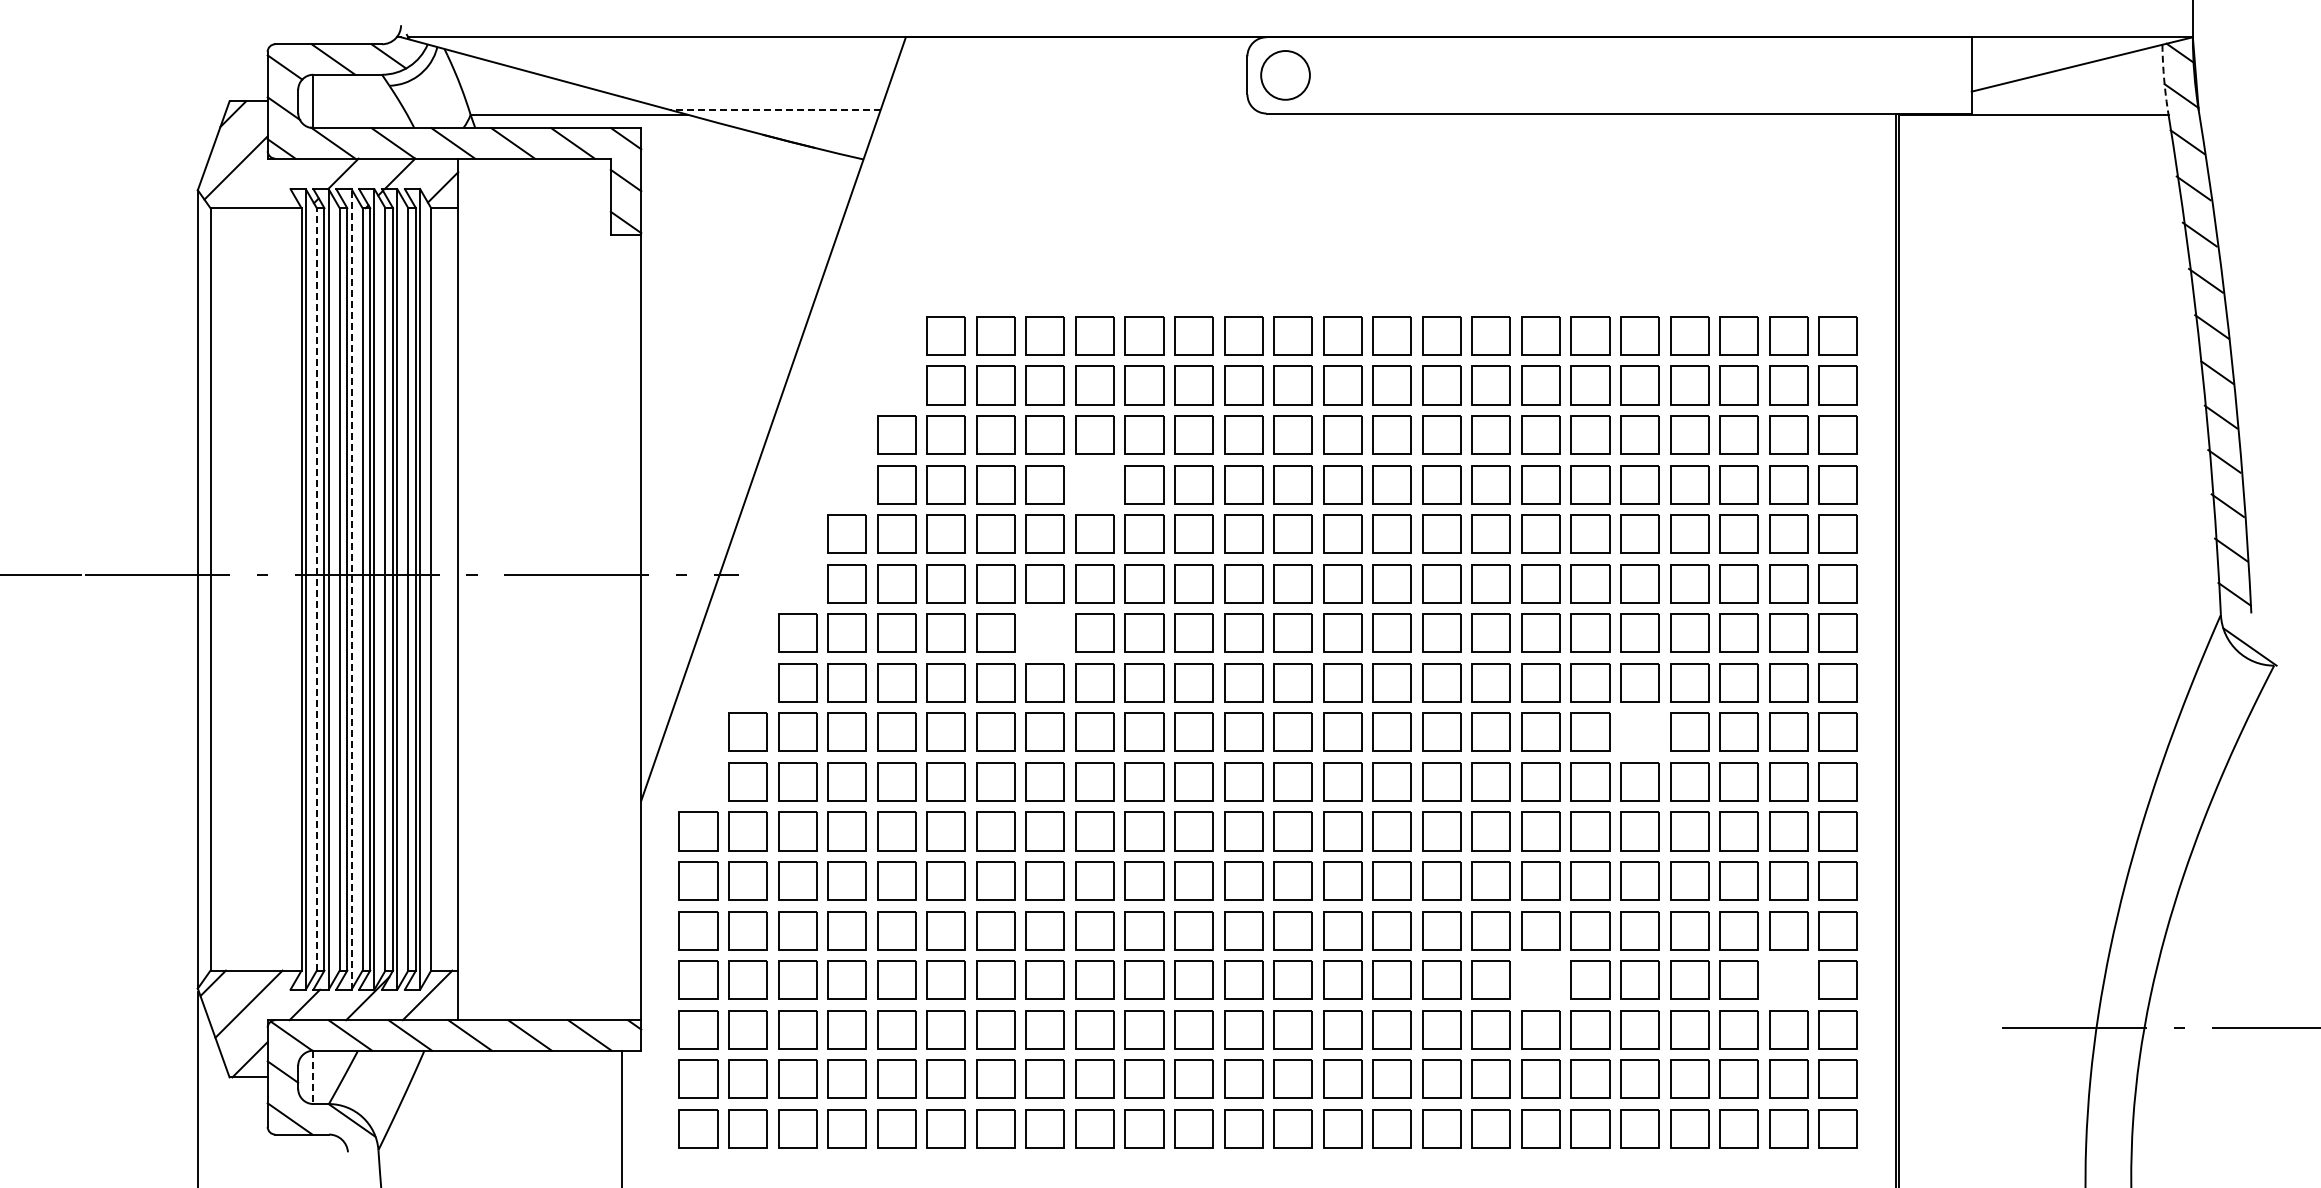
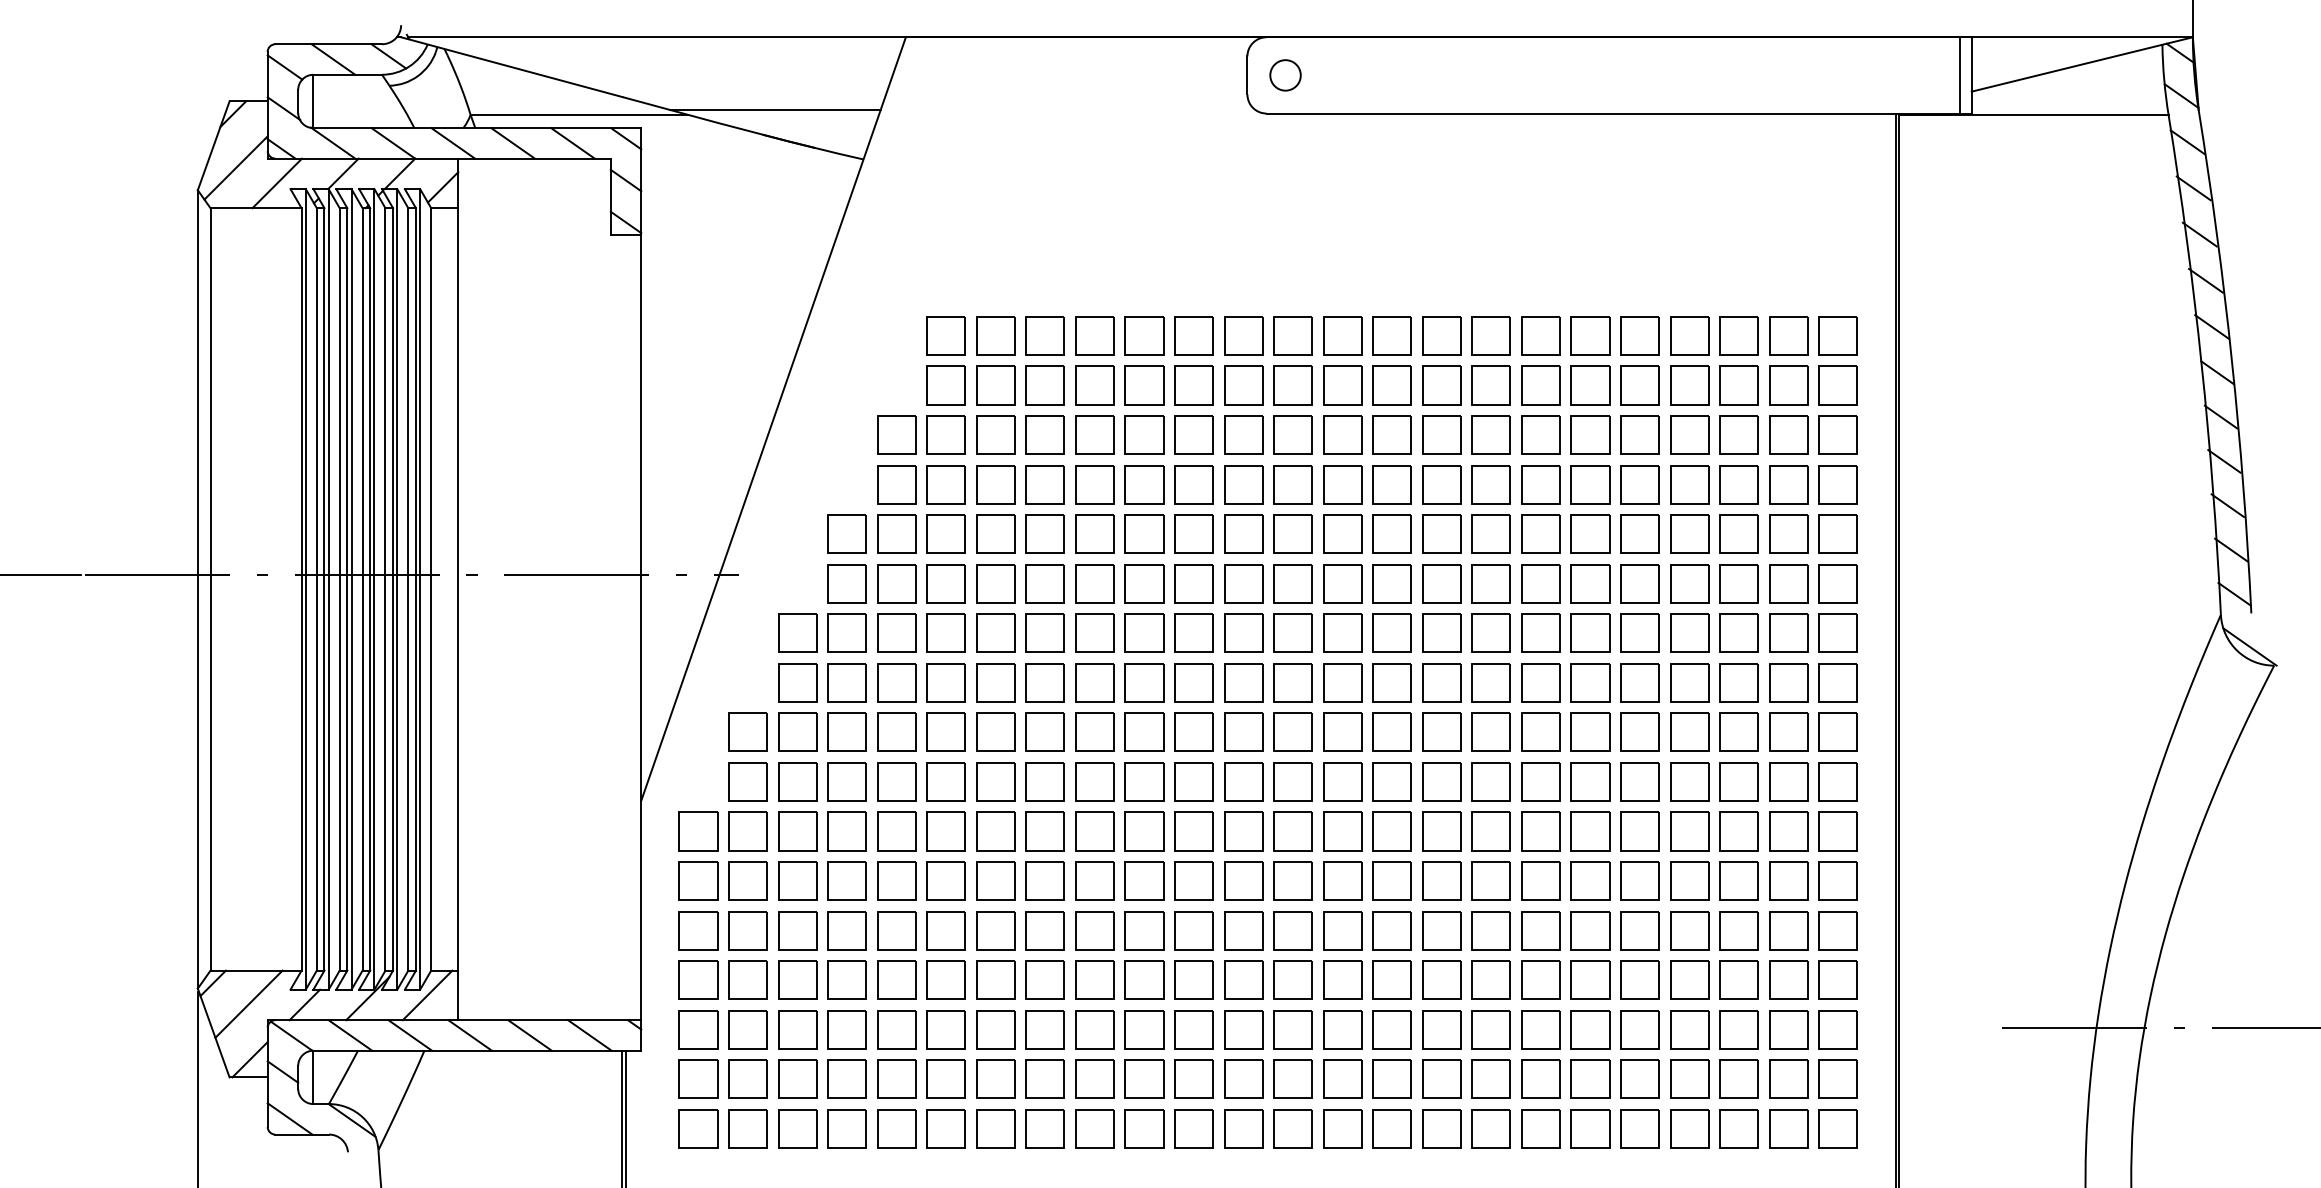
circle diameter: 49 px -> 30 px (1285, 75)
line: none -> present (1960, 75)
arc: dashed -> solid (2164, 79)
line: dashed -> solid (774, 109)
line: none -> present (277, 183)
part: none -> present (1094, 484)
line: dashed -> solid (316, 588)
line: dashed -> solid (351, 588)
part: none -> present (1044, 632)
part: none -> present (1639, 731)
part: none -> present (1540, 979)
part: none -> present (1788, 979)
line: dashed -> solid (313, 1077)
line: none -> present (626, 1117)
